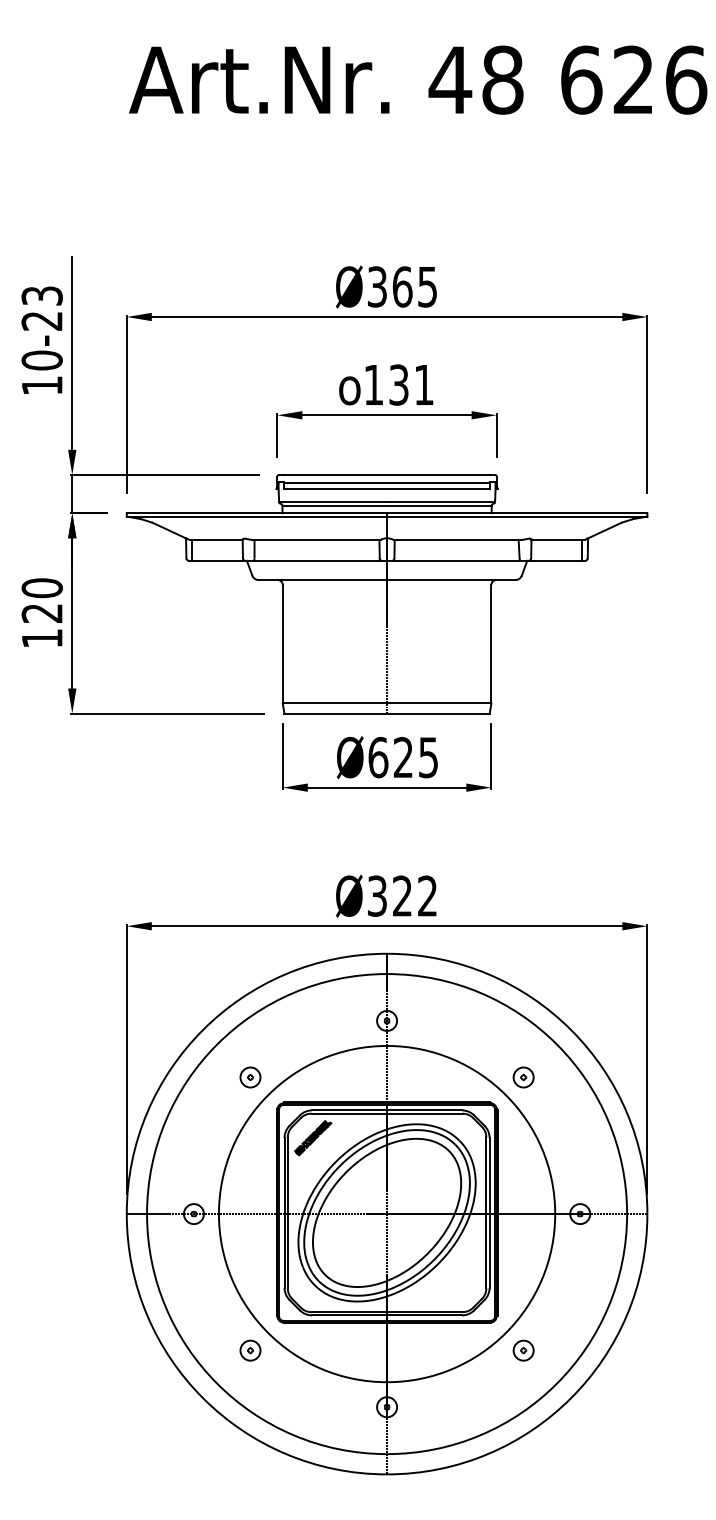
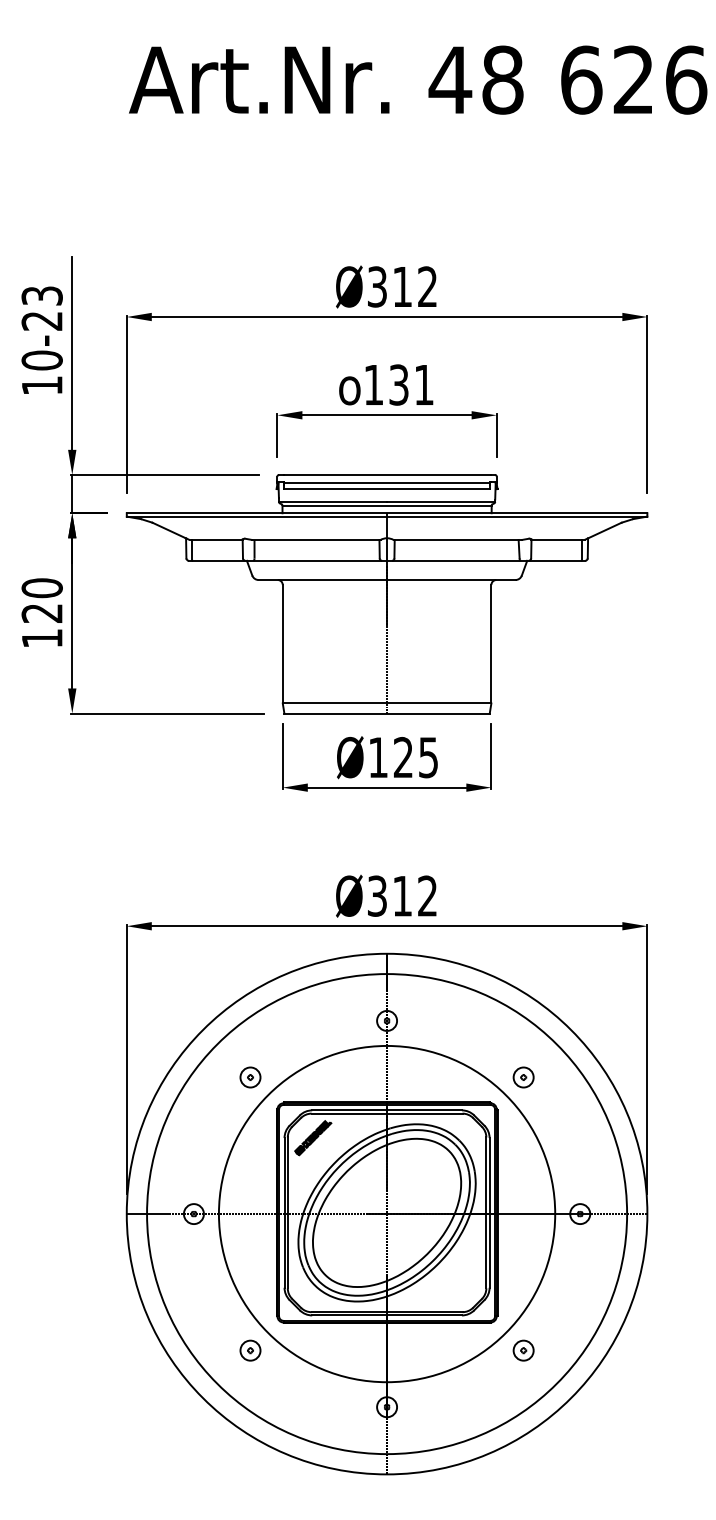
text: Ø365 -> Ø312 (414, 286)
text: Ø625 -> Ø125 (378, 757)
text: Ø322 -> Ø312 (402, 895)
